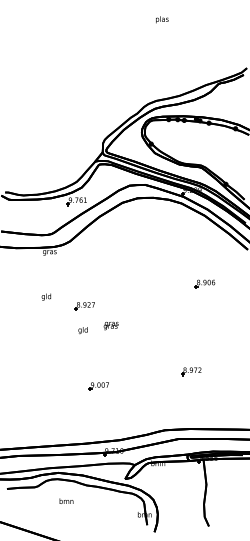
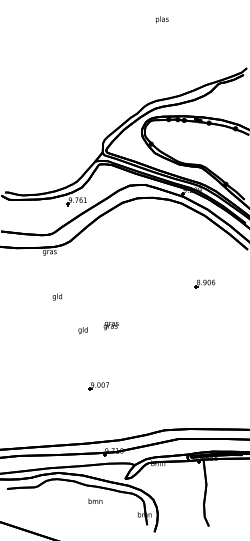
text position: (46, 296) -> (57, 296) (57, 296)
part: present -> none (84, 306)
part: present -> none (191, 371)
text position: (66, 500) -> (95, 500) (95, 500)
